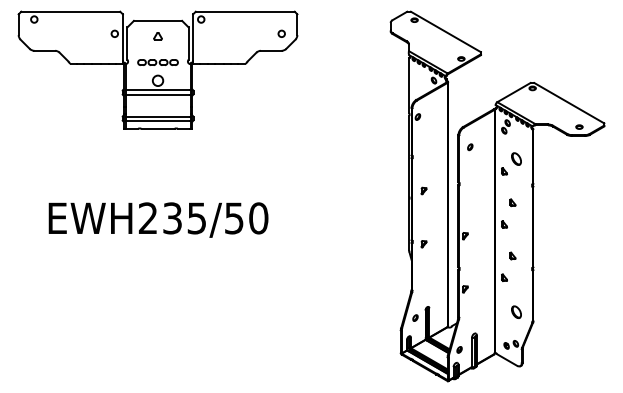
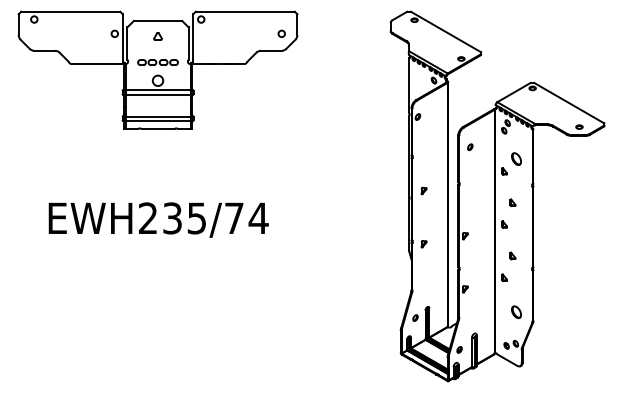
text: EWH235/50 -> EWH235/74 (246, 218)
